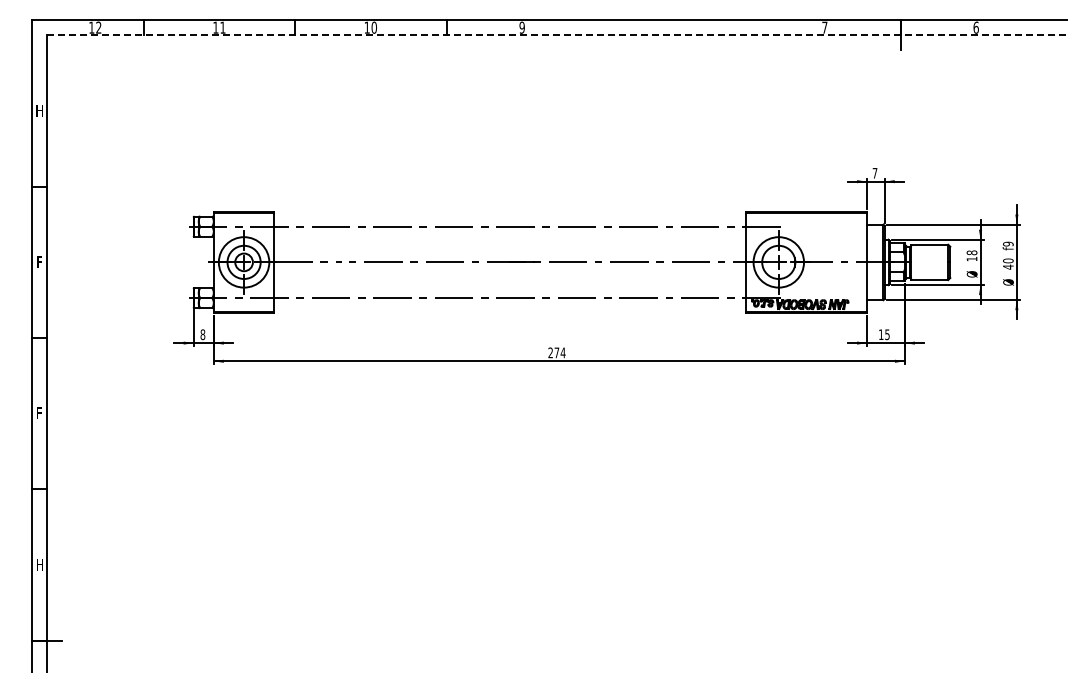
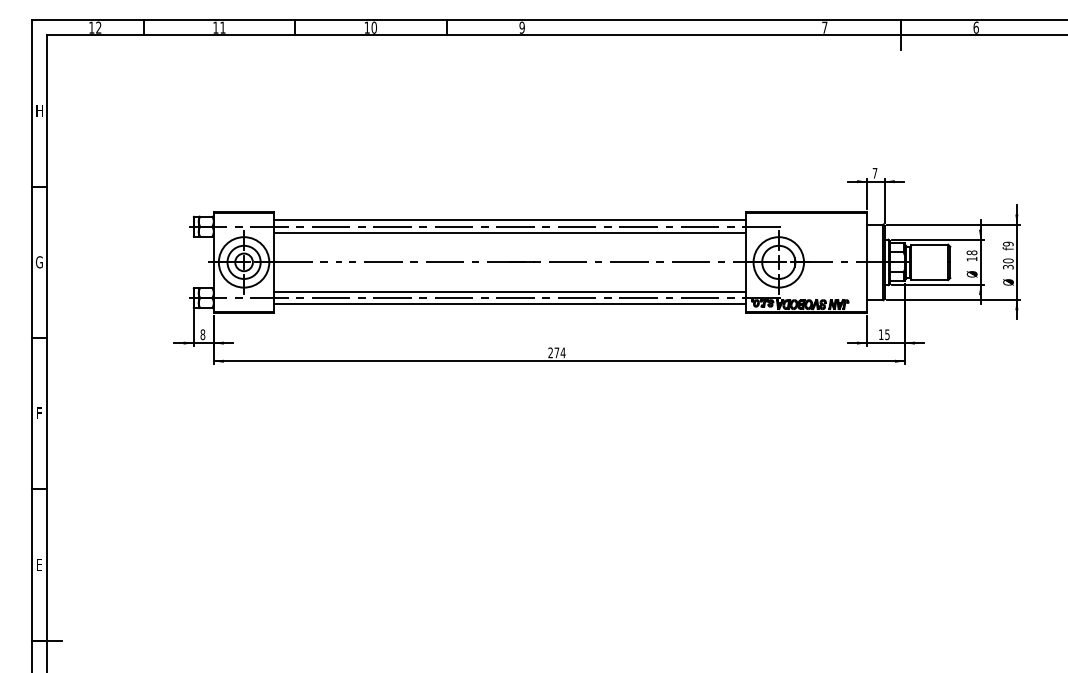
line: dashed -> solid (557, 35)
line: none -> present (510, 220)
line: none -> present (510, 233)
text: F -> G (38, 262)
text: 40 -> 30 (1008, 266)
line: none -> present (510, 291)
line: none -> present (510, 304)
text: H -> E (40, 564)
